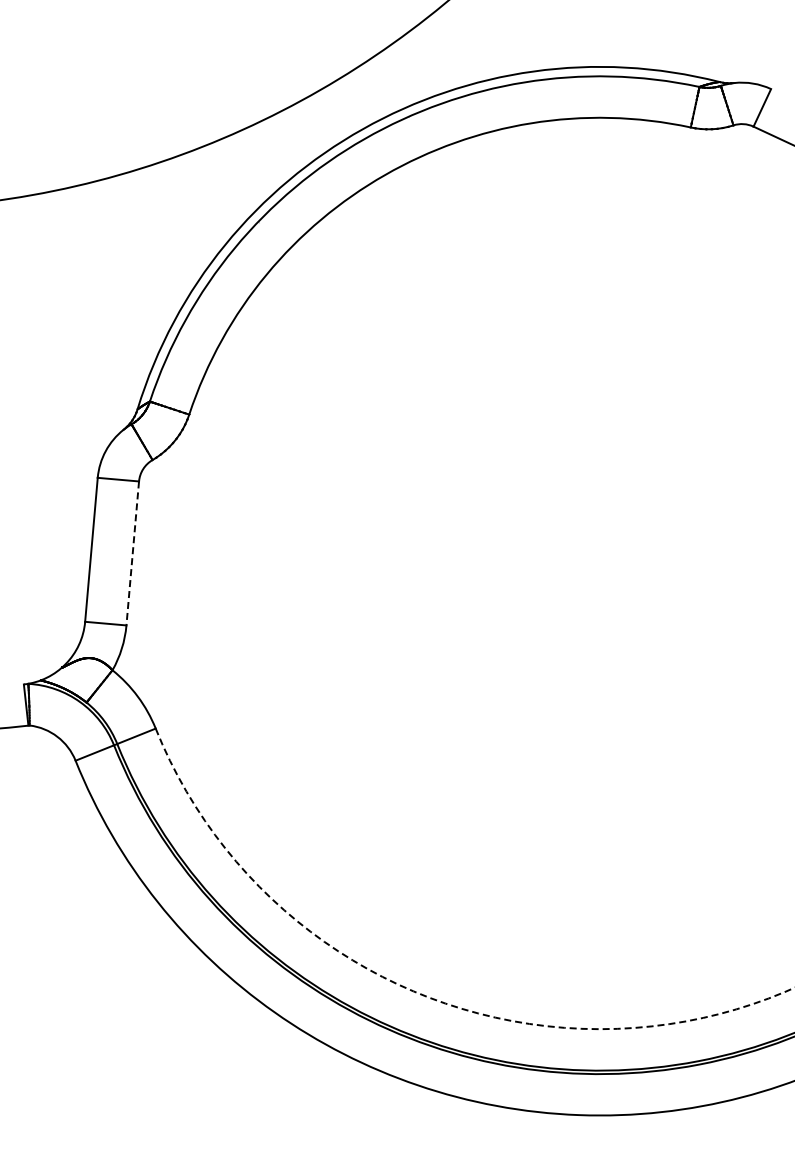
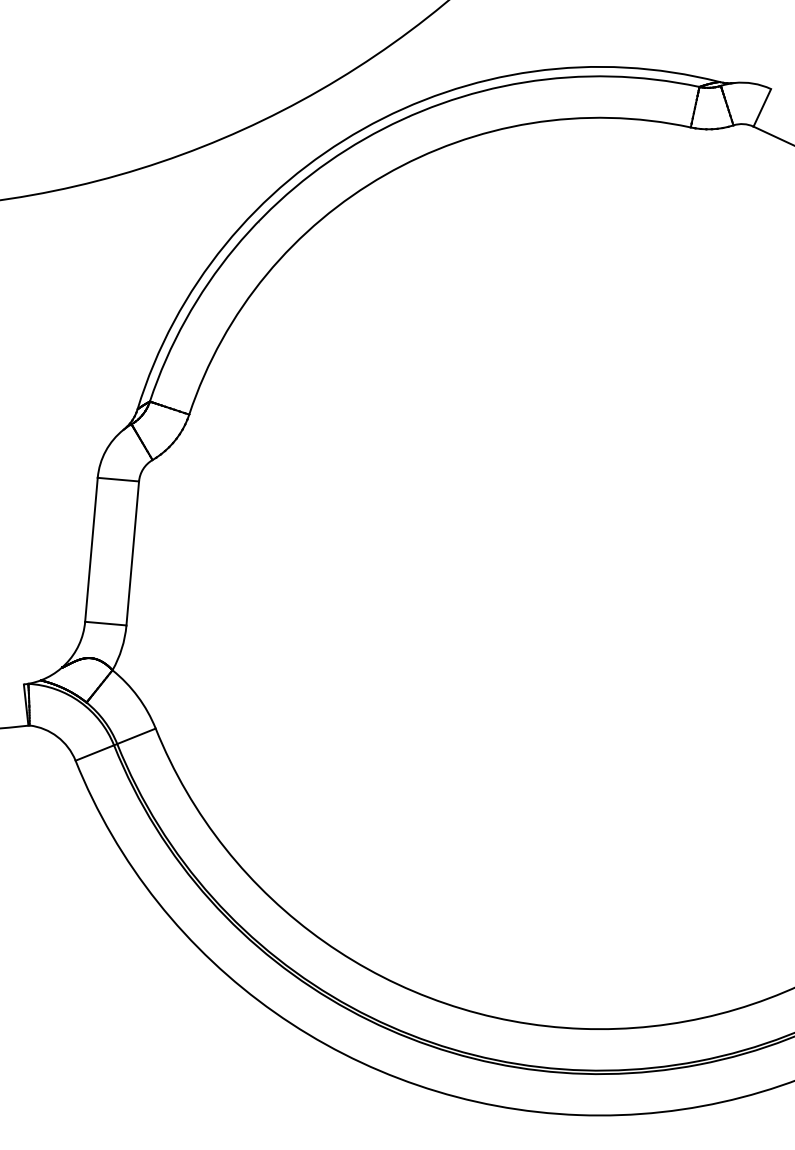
line: dashed -> solid (132, 553)
arc: dashed -> solid (418, 993)
